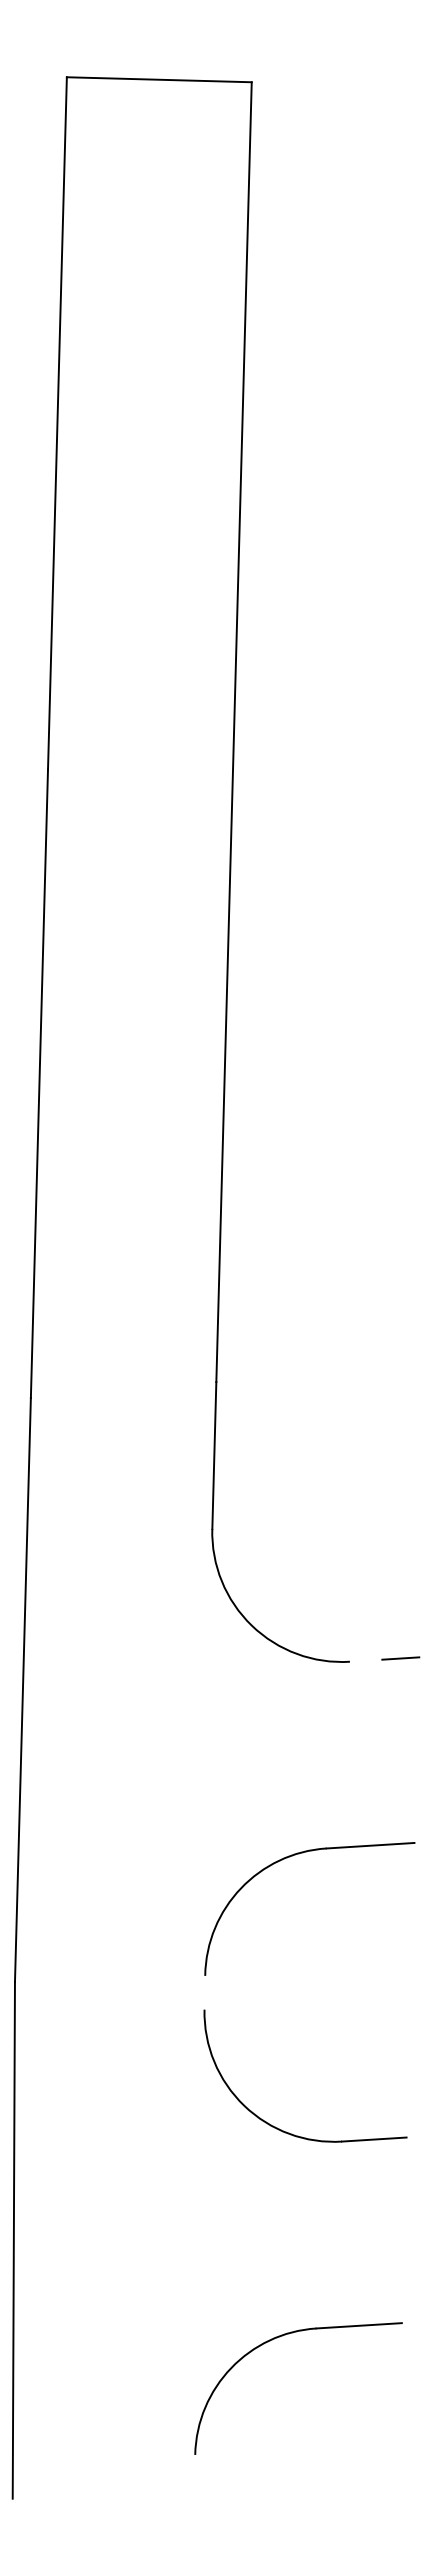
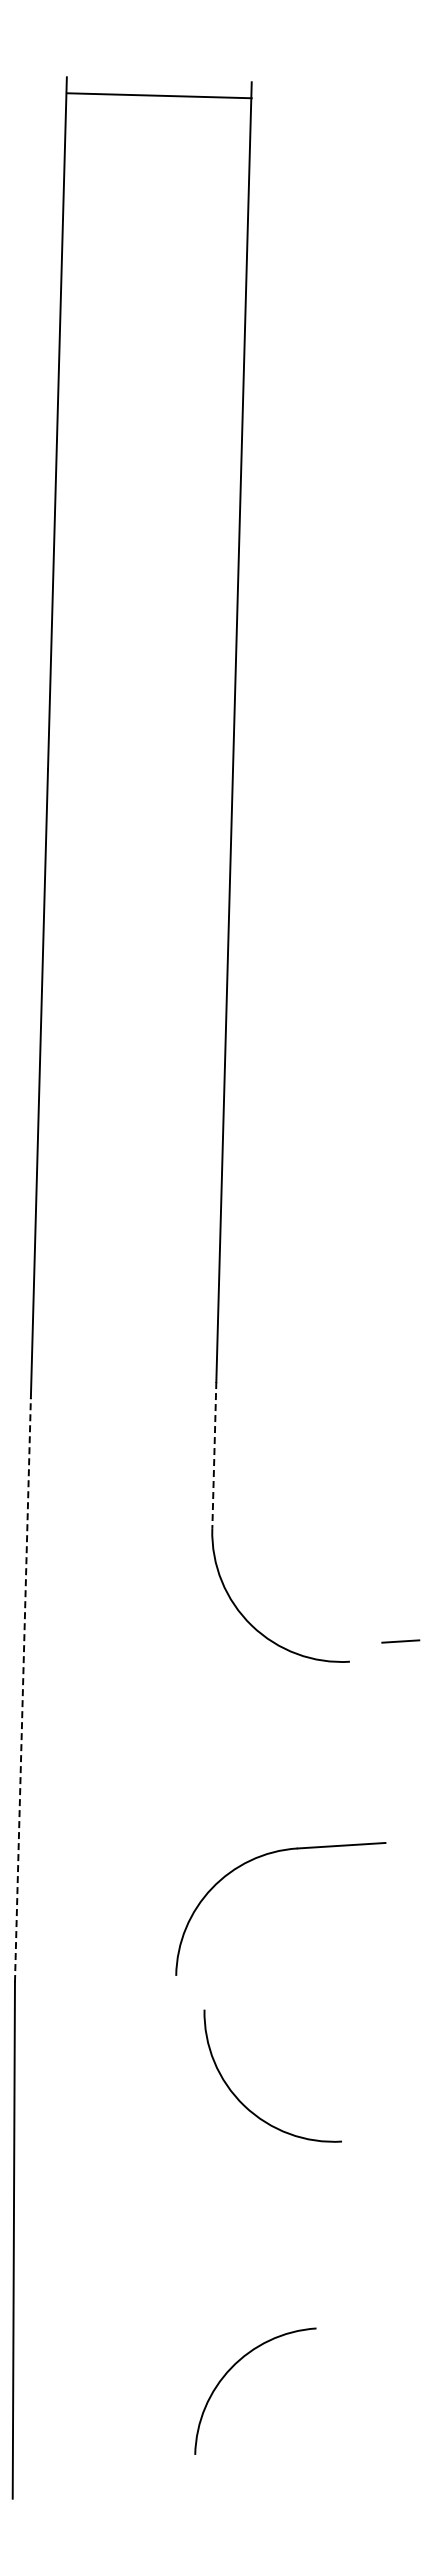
line position: (158, 79) -> (158, 95) (158, 95)
line: solid -> dashed (214, 1455)
line position: (400, 1658) -> (400, 1641) (400, 1641)
line: solid -> dashed (22, 1689)
part position: (290, 1857) -> (261, 1857) (261, 1857)
line: present -> none (374, 2139)
line: present -> none (358, 2325)
